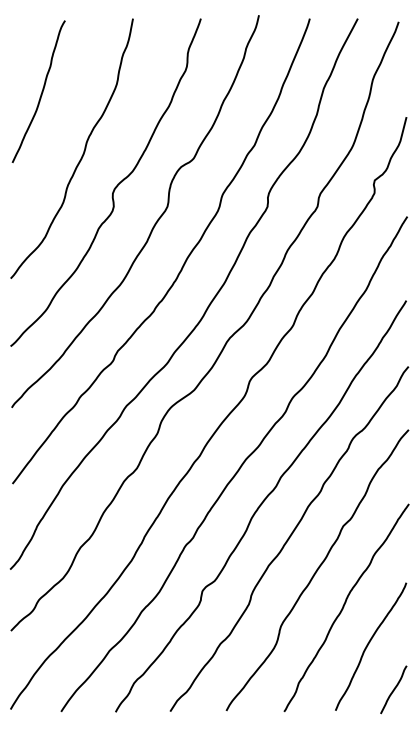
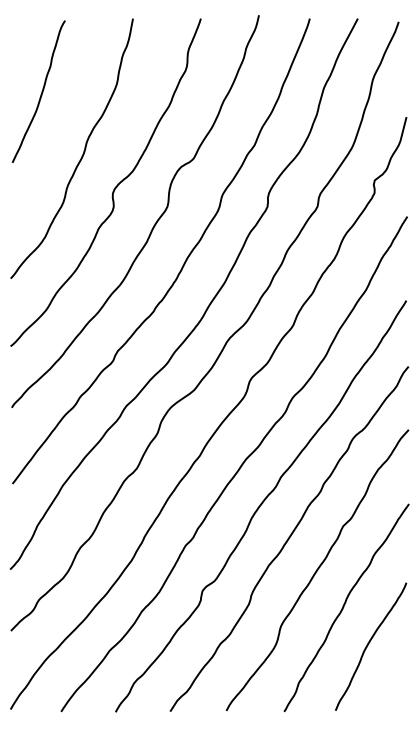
curve: present -> none (393, 689)
